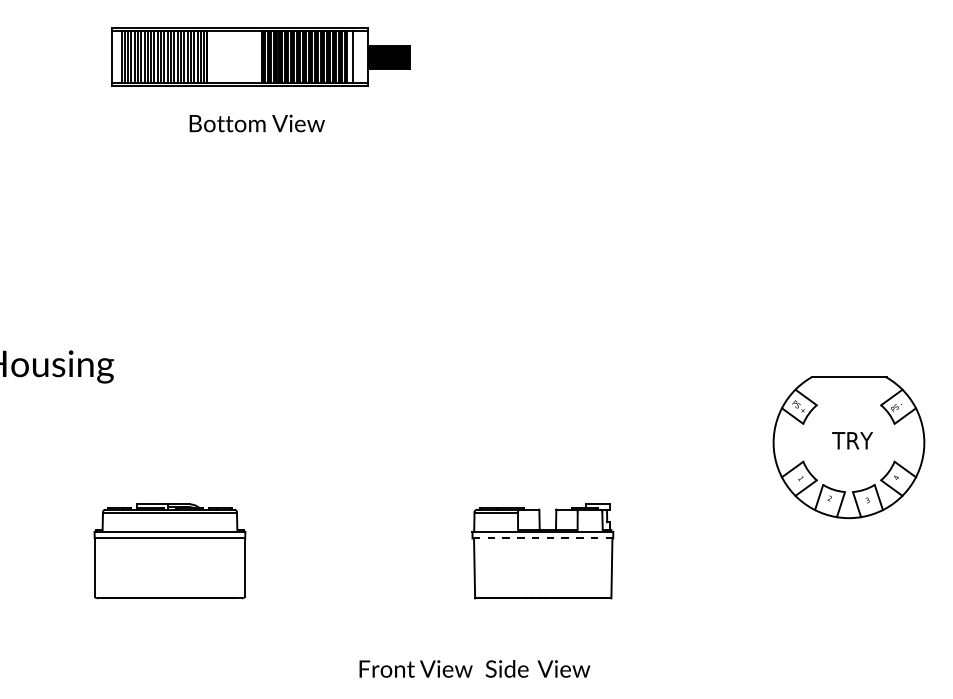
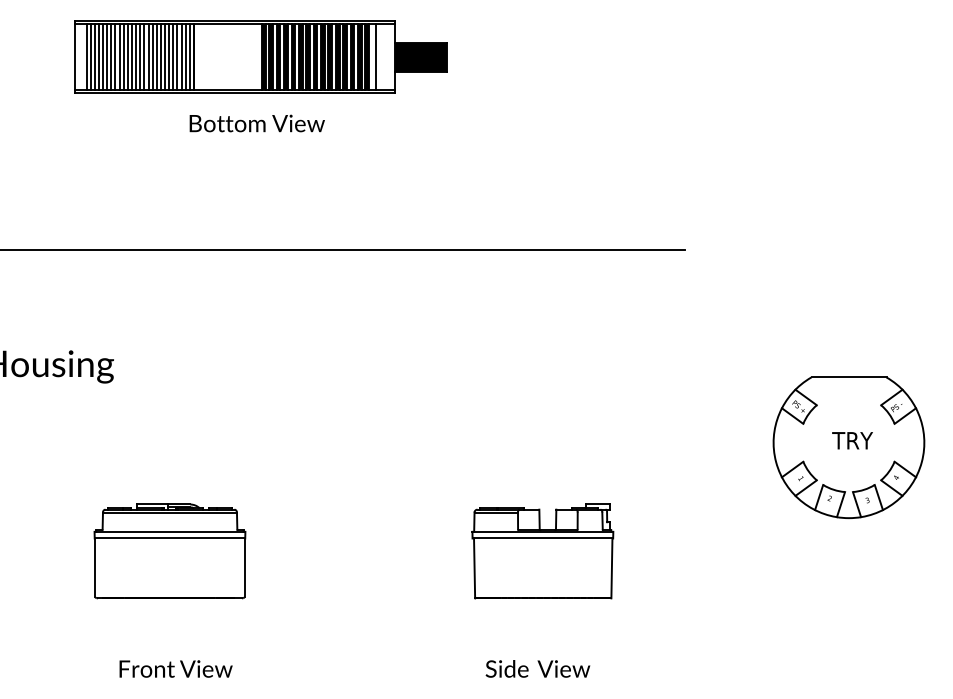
part size: 300x60 px -> 374x74 px (260, 56)
line: none -> present (343, 250)
line: dashed -> solid (542, 538)
text position: (415, 668) -> (175, 668) (175, 668)
